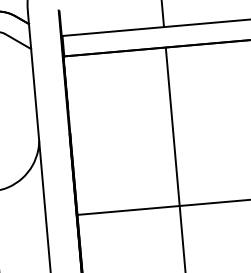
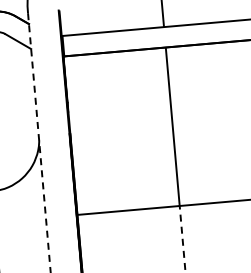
line: solid -> dashed (39, 143)
line: solid -> dashed (182, 238)
